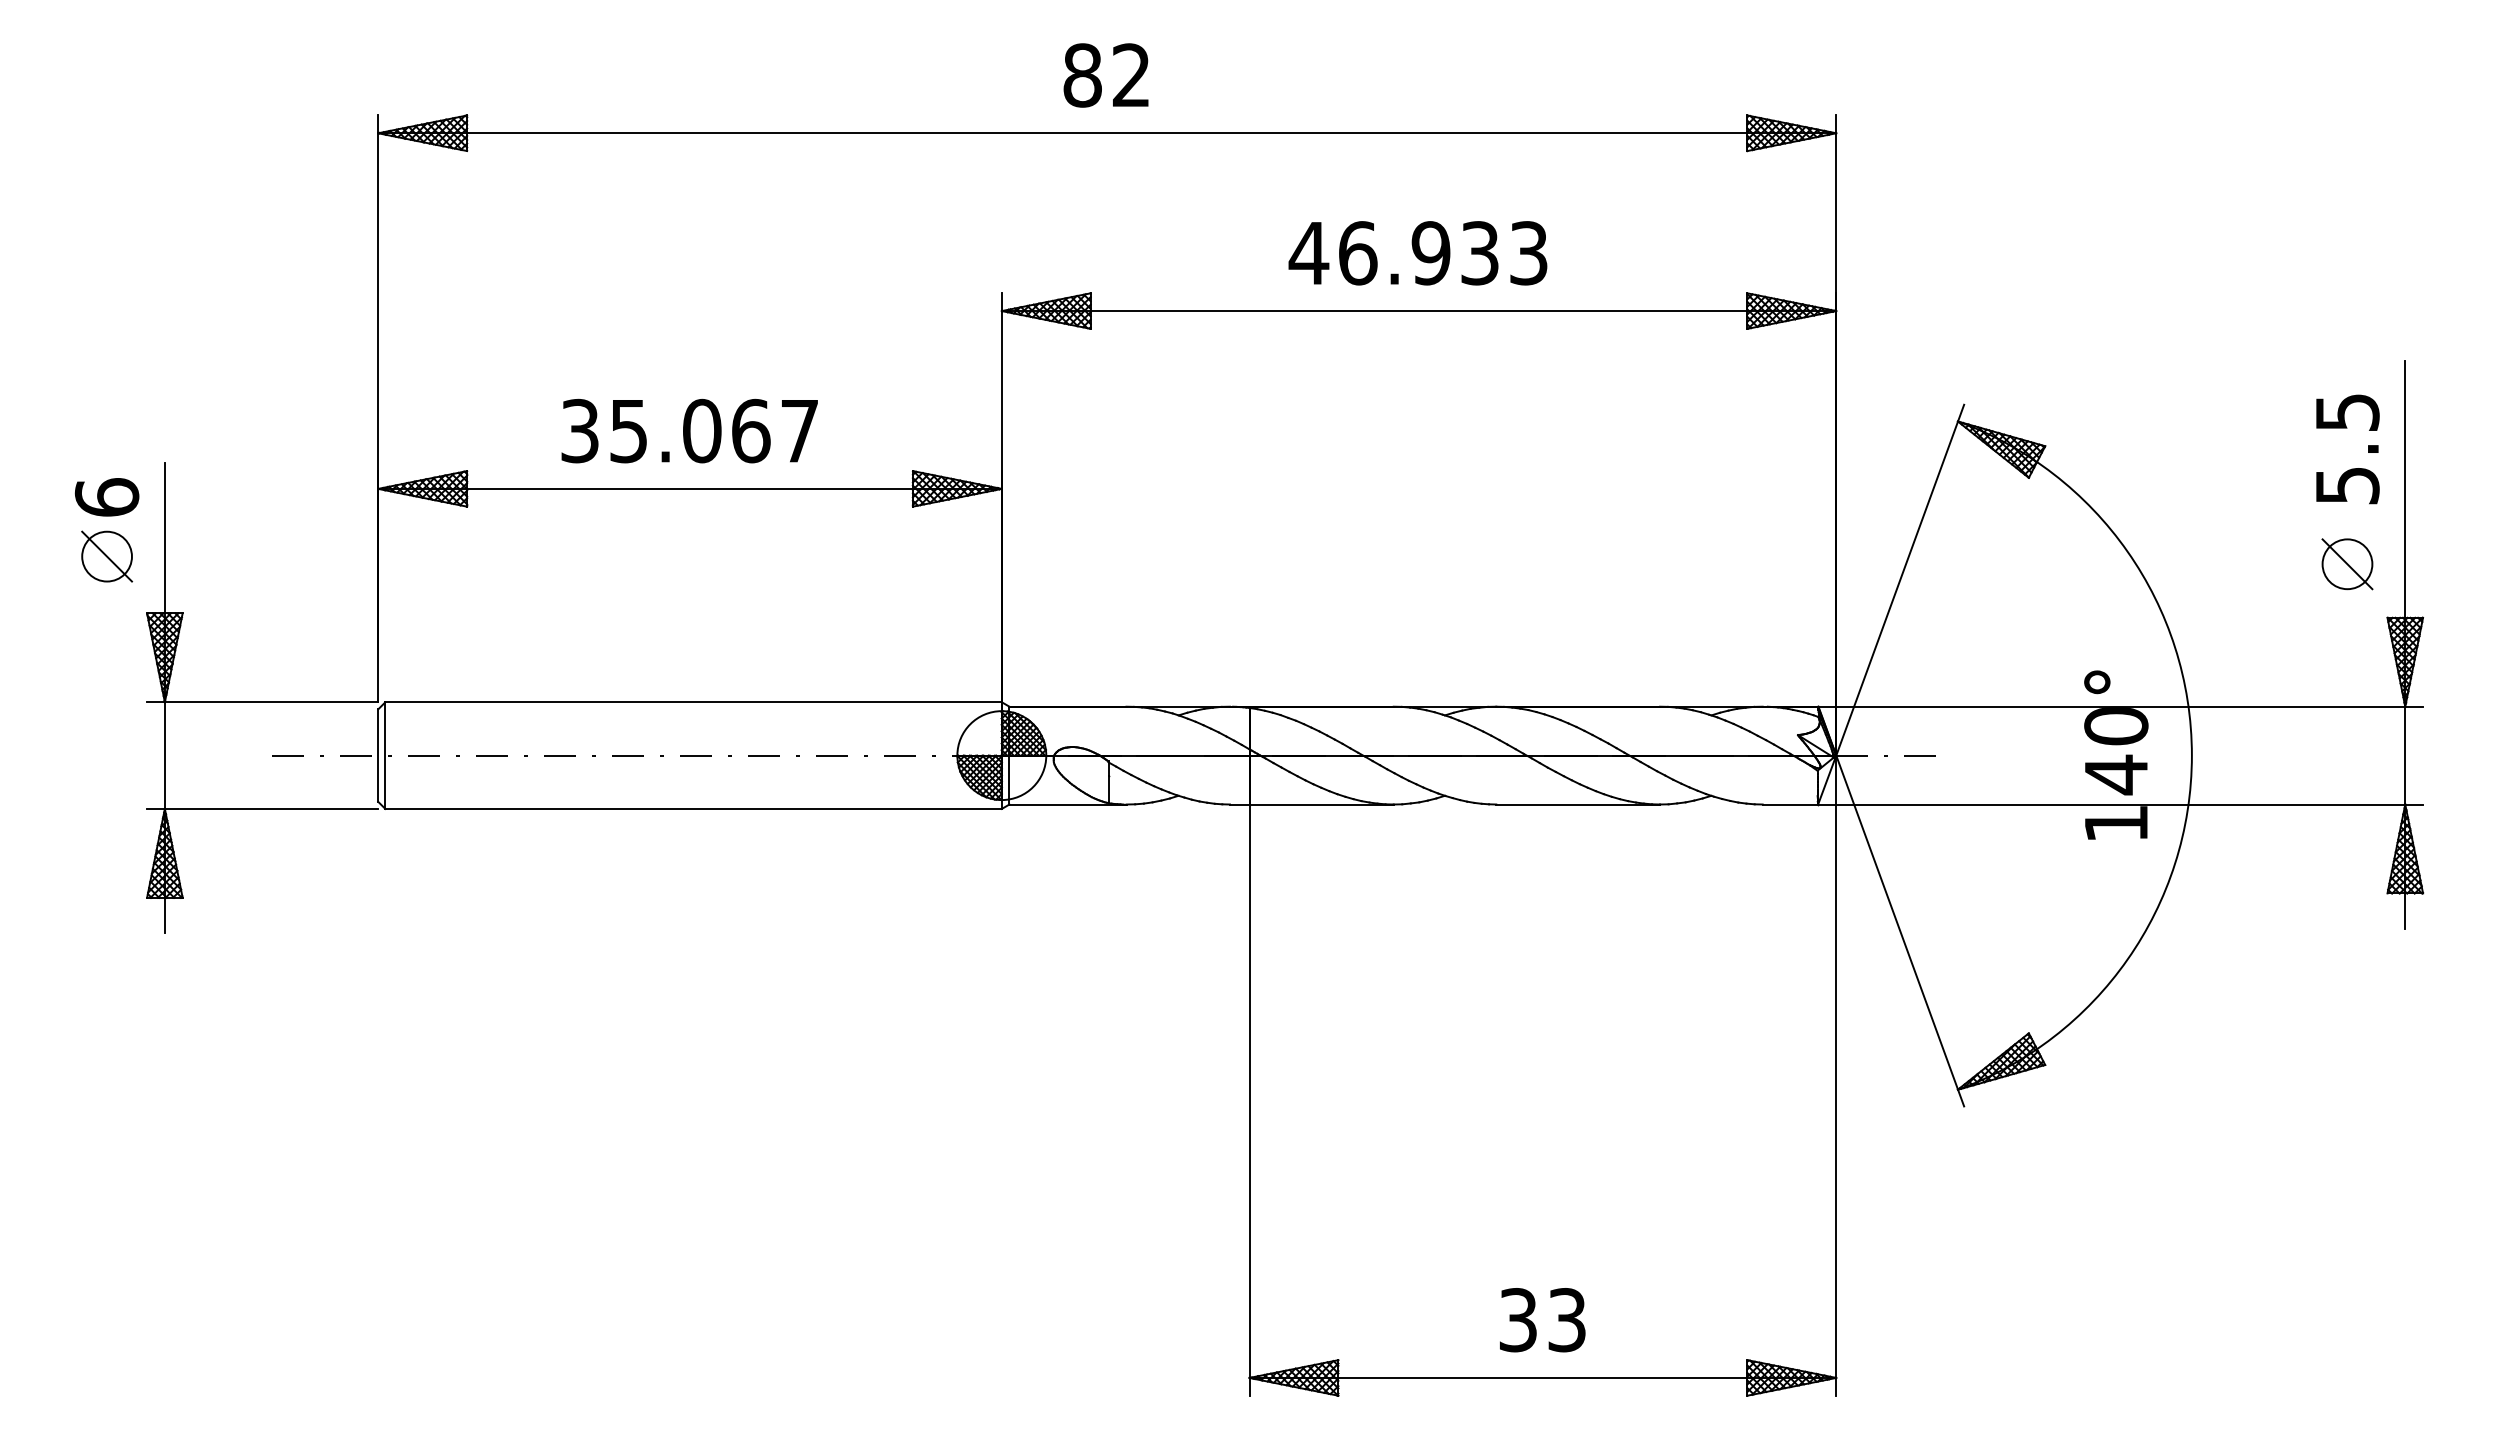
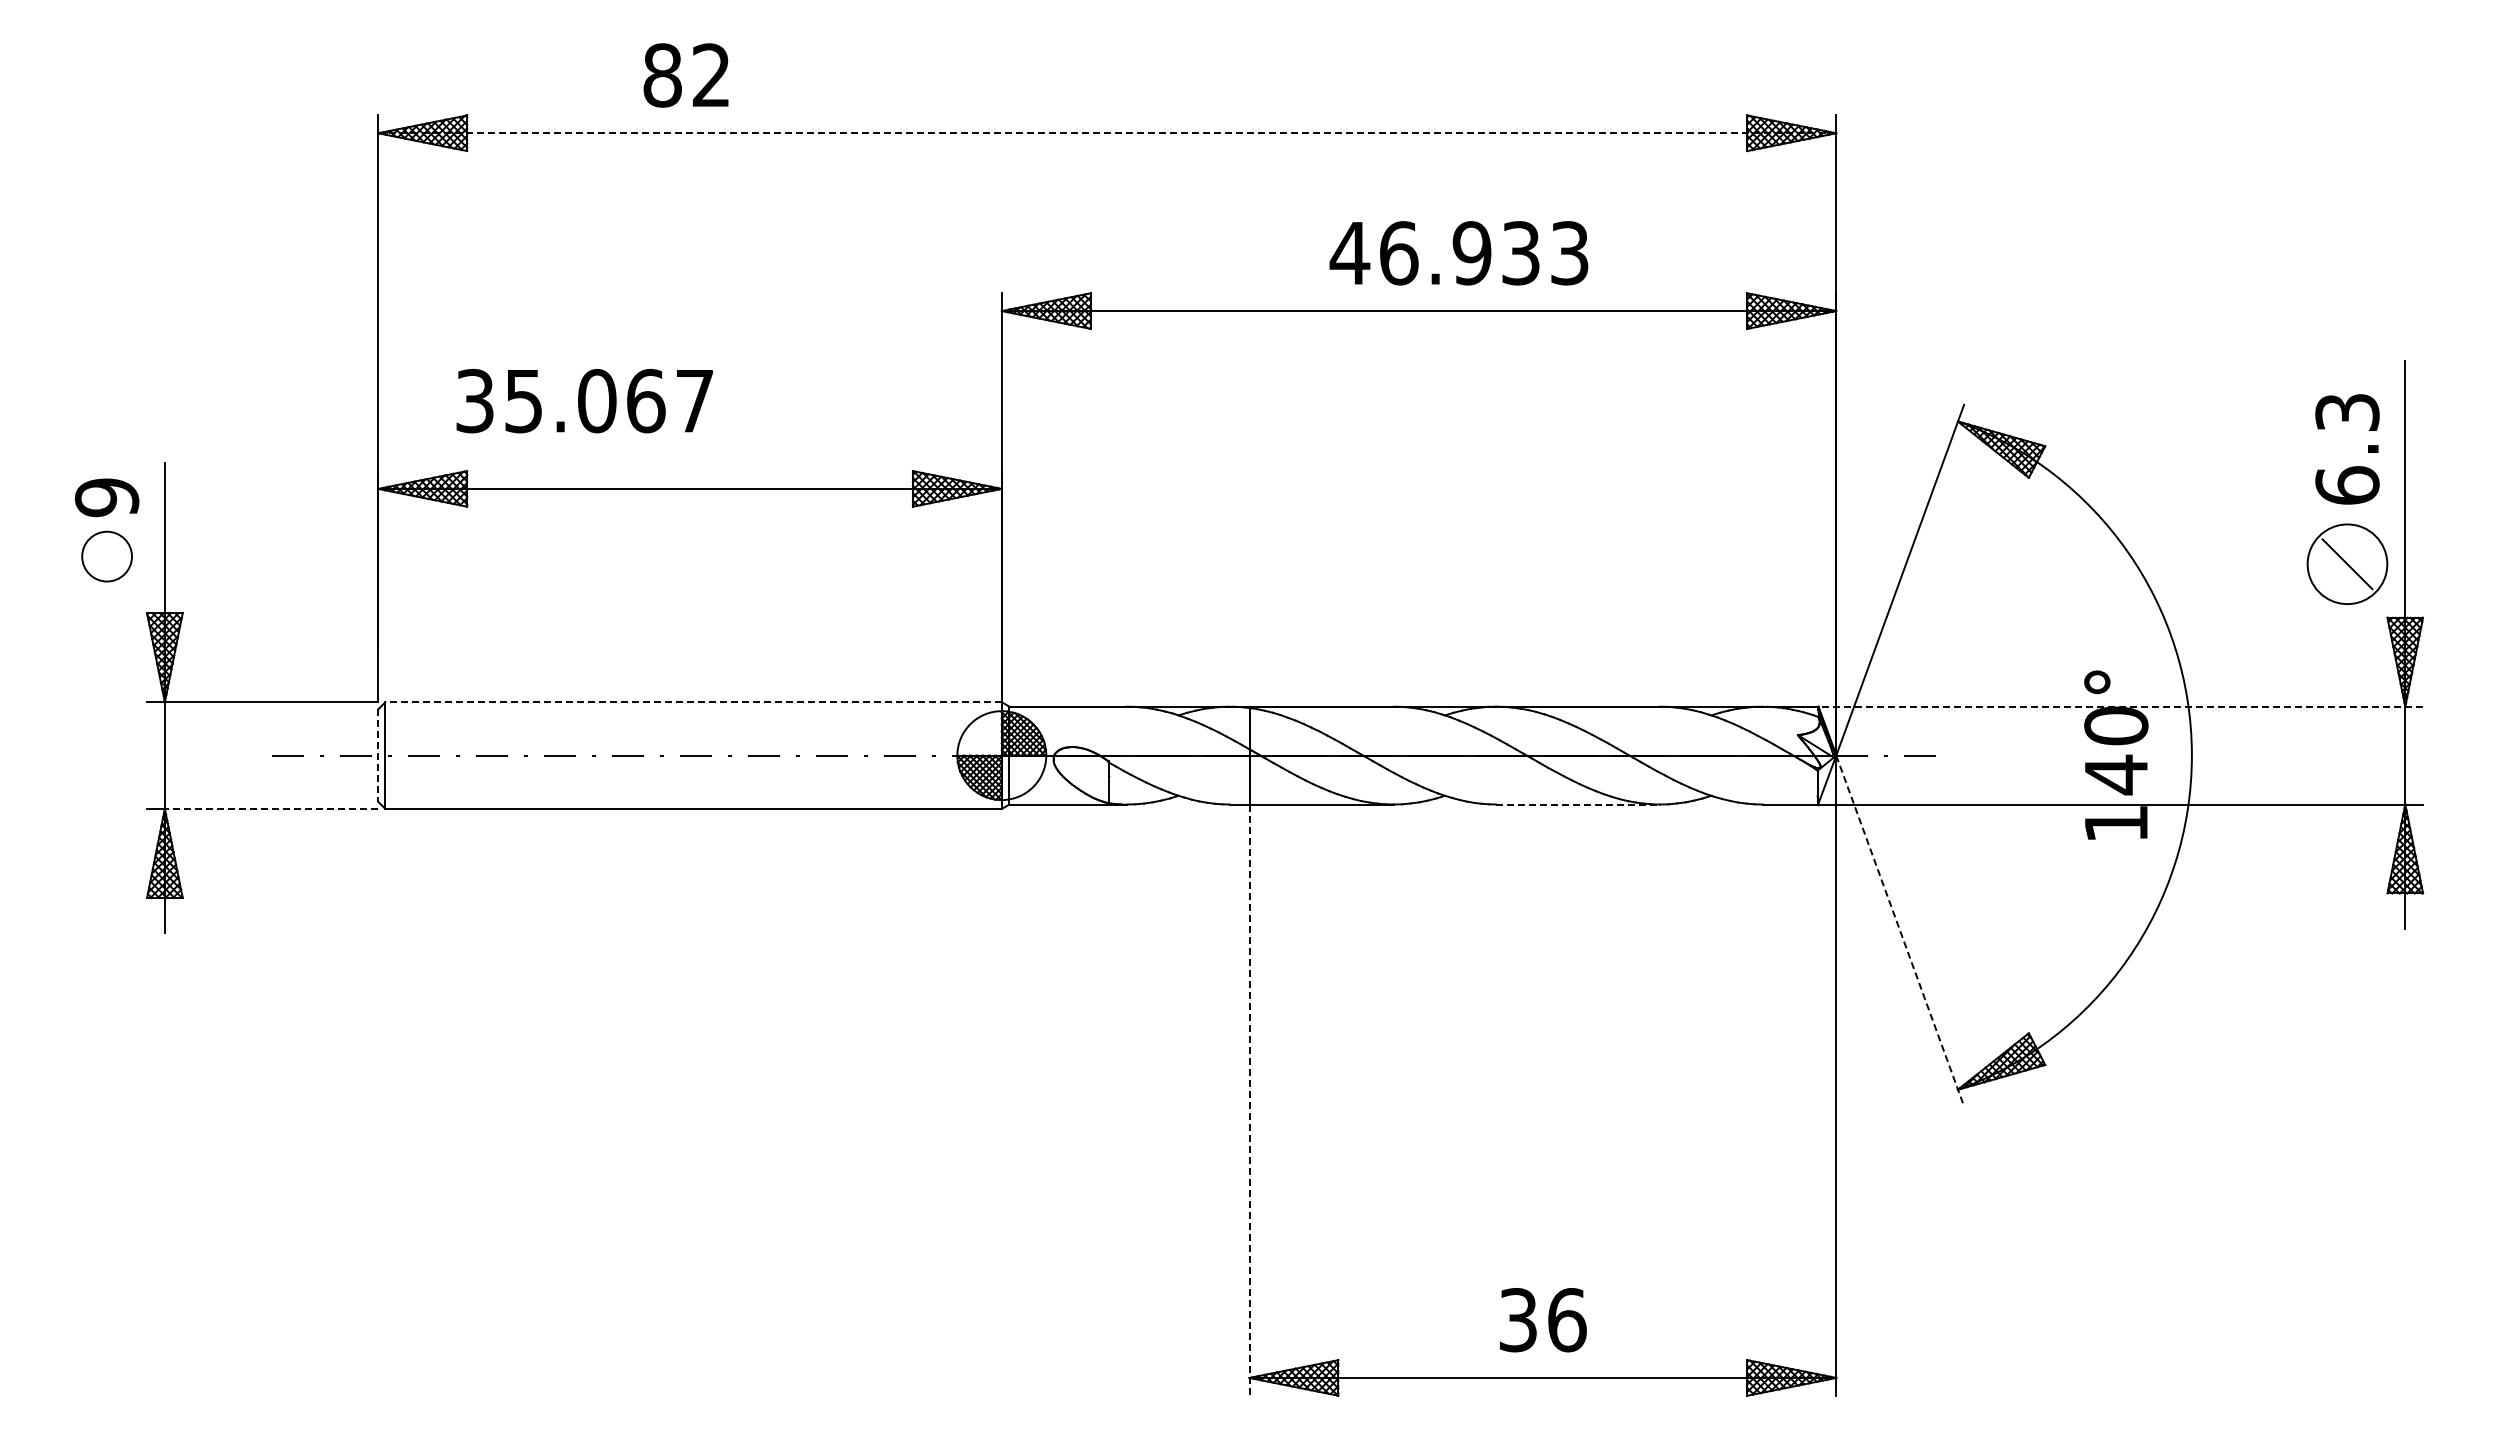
text position: (1105, 75) -> (685, 75) (685, 75)
line: solid -> dashed (1107, 133)
text position: (1417, 253) -> (1458, 253) (1458, 253)
text position: (689, 430) -> (584, 400) (584, 400)
text: 5.5 -> 6.3 (2347, 449)
text: 6 -> 9 (106, 497)
line: present -> none (106, 556)
circle diameter: 50 px -> 80 px (2347, 564)
line: solid -> dashed (693, 702)
line: solid -> dashed (2120, 706)
line: solid -> dashed (378, 756)
line: solid -> dashed (1578, 804)
line: solid -> dashed (271, 808)
line: solid -> dashed (1900, 931)
line: solid -> dashed (1249, 1100)
text: 33 -> 36 (1567, 1320)
